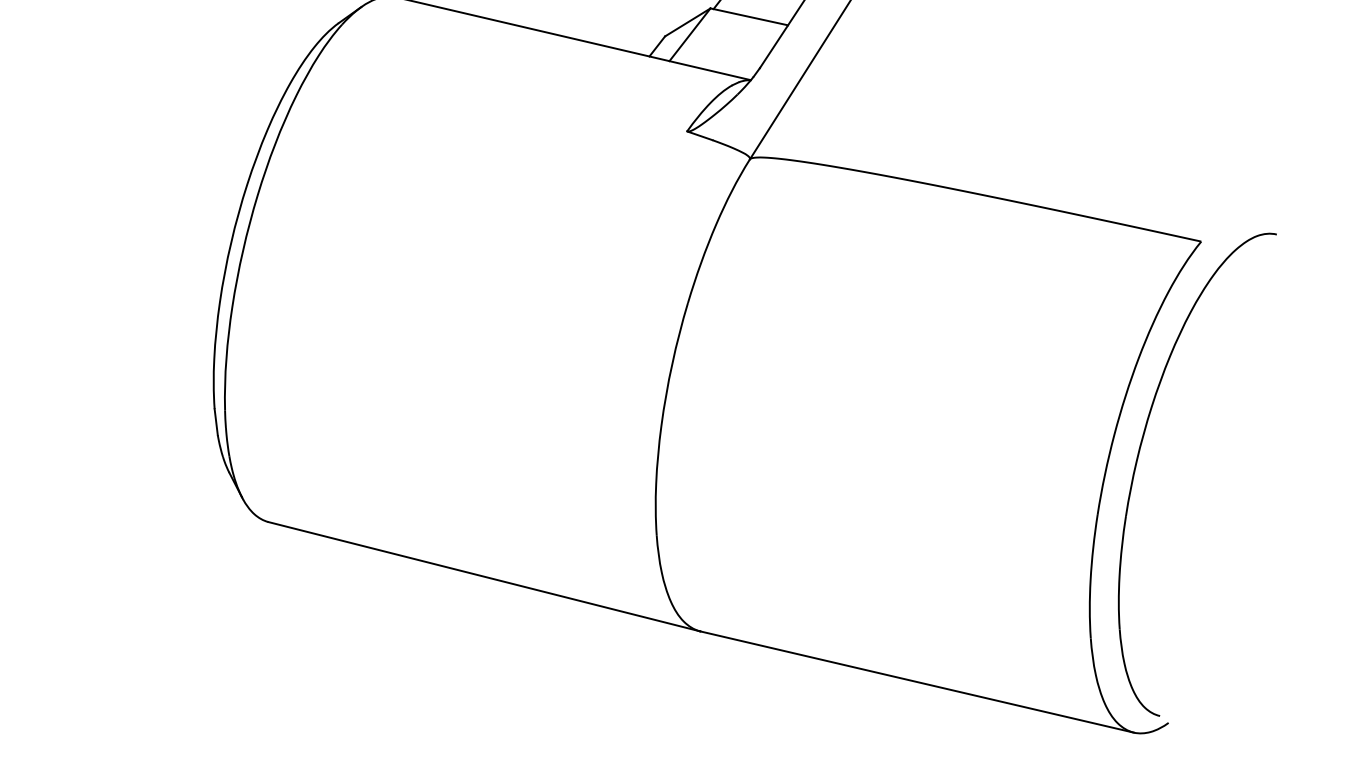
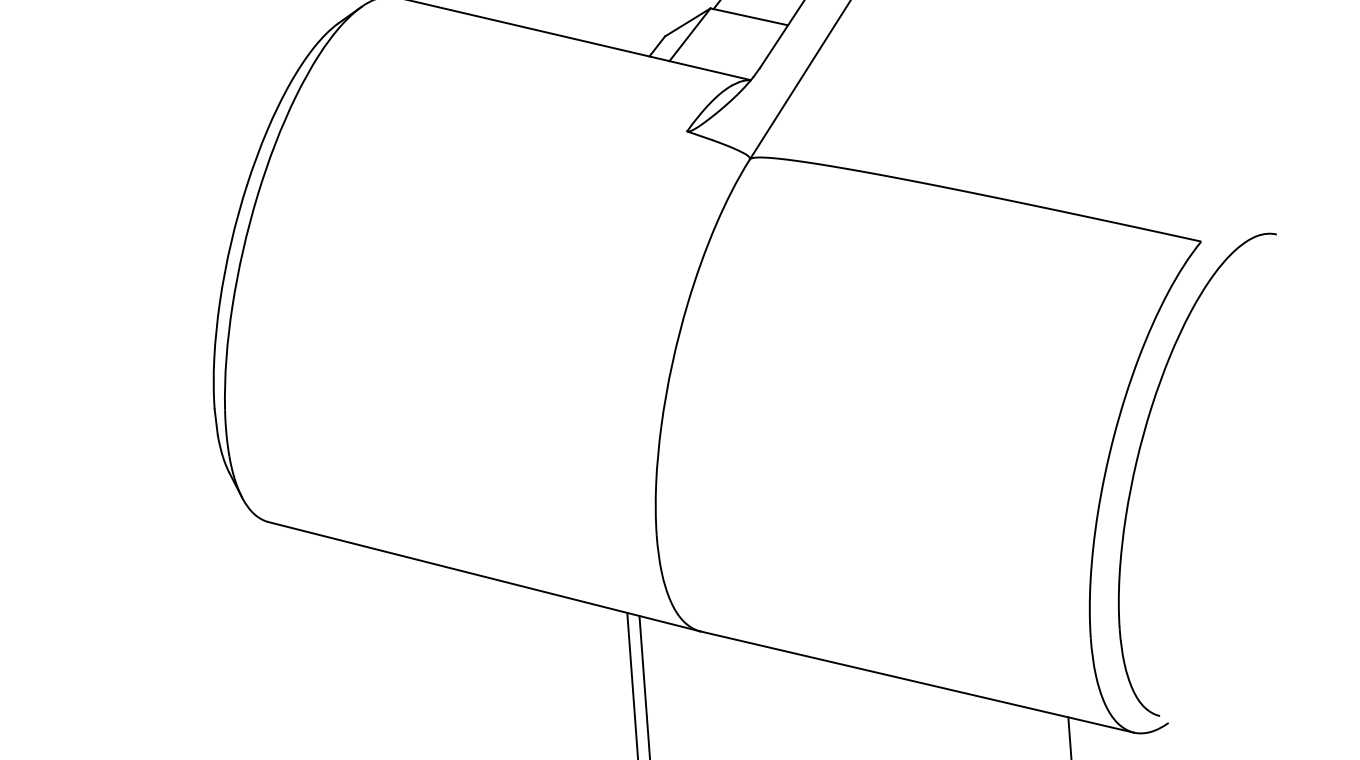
line: none -> present (632, 684)
line: none -> present (644, 685)
line: none -> present (1069, 736)
